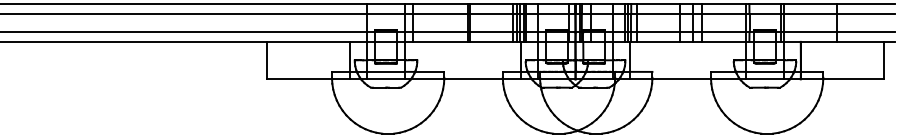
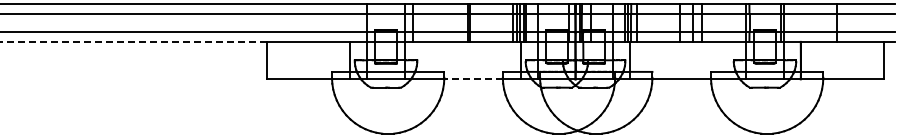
line: solid -> dashed (133, 41)
line: solid -> dashed (473, 79)
